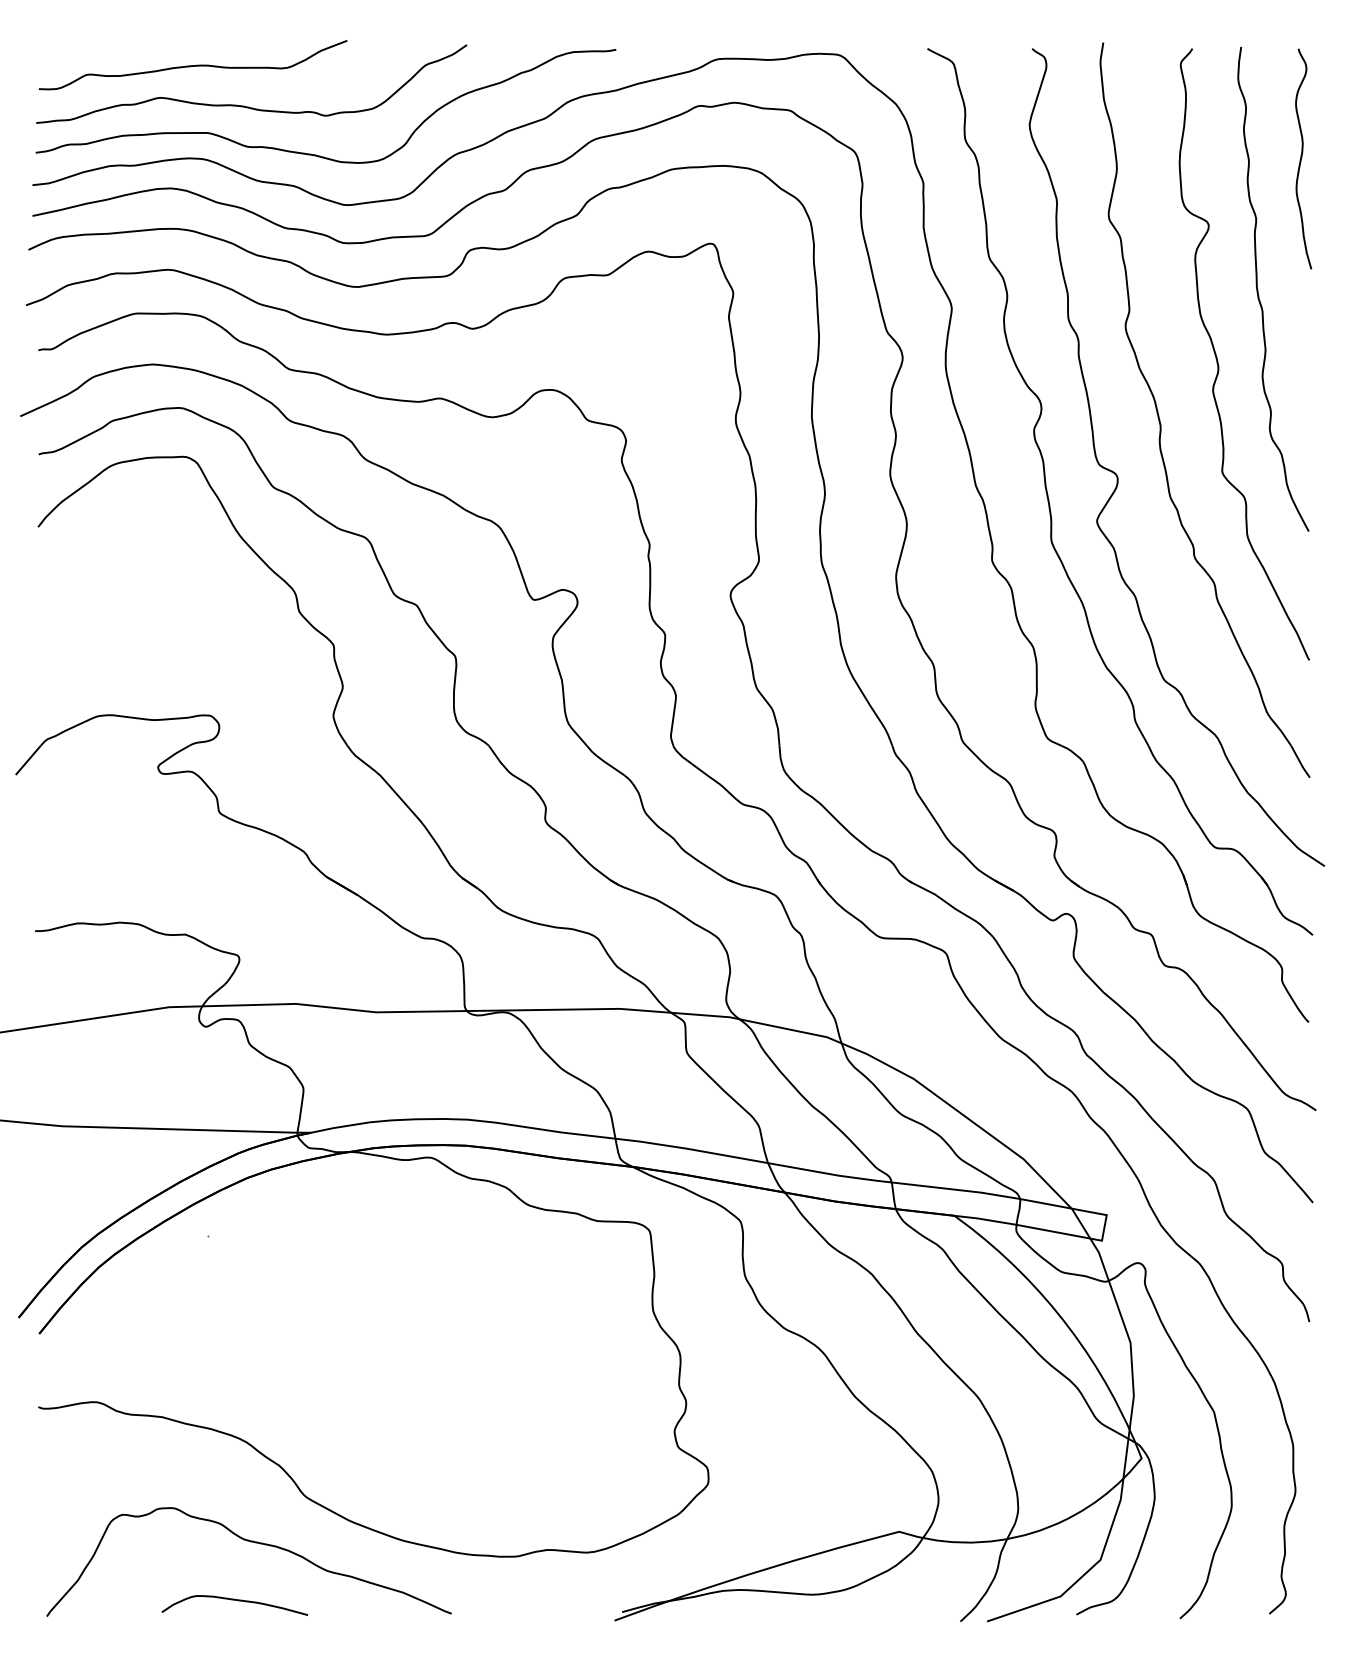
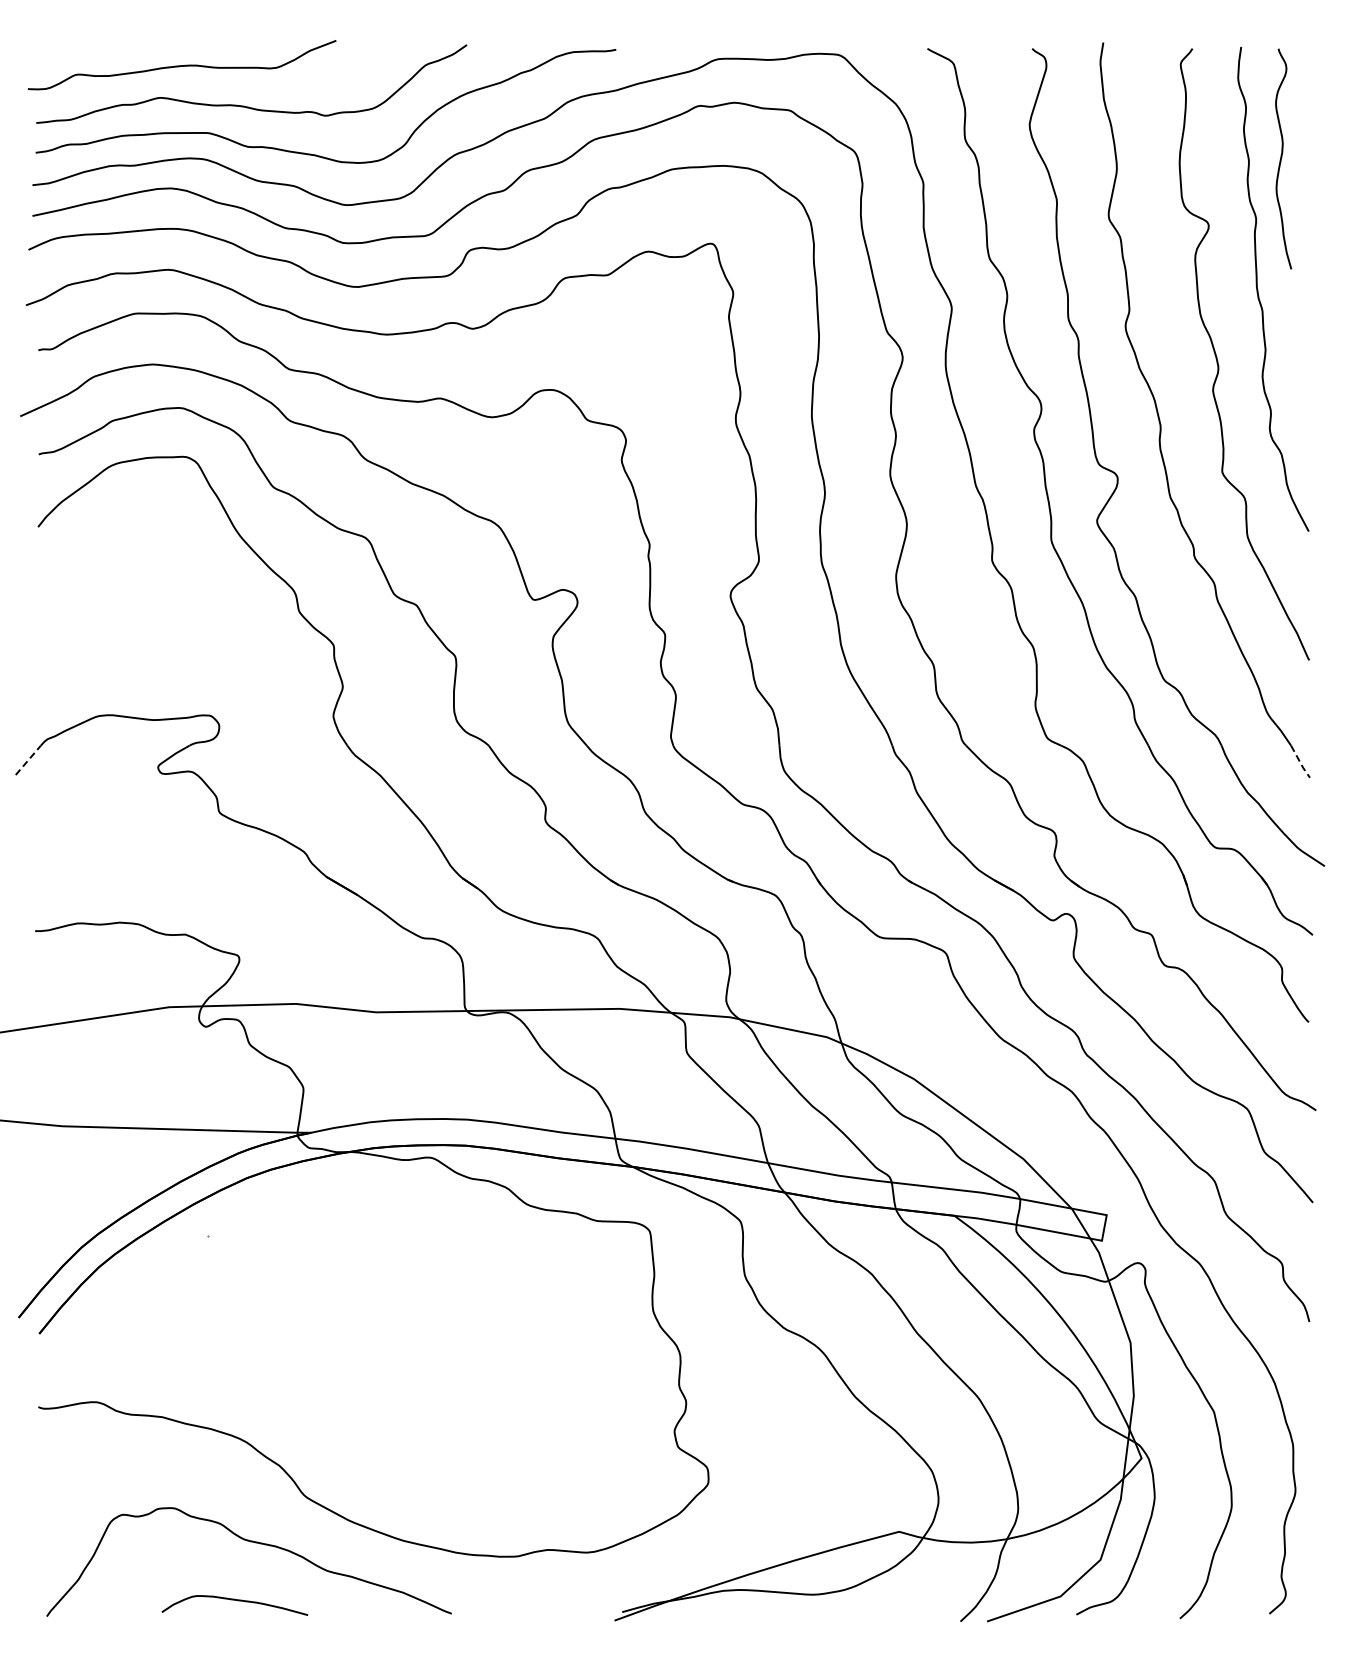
curve position: (193, 65) -> (182, 65) (182, 65)
curve position: (1302, 157) -> (1282, 157) (1282, 157)
line: solid -> dashed (28, 759)
line: solid -> dashed (1300, 762)
